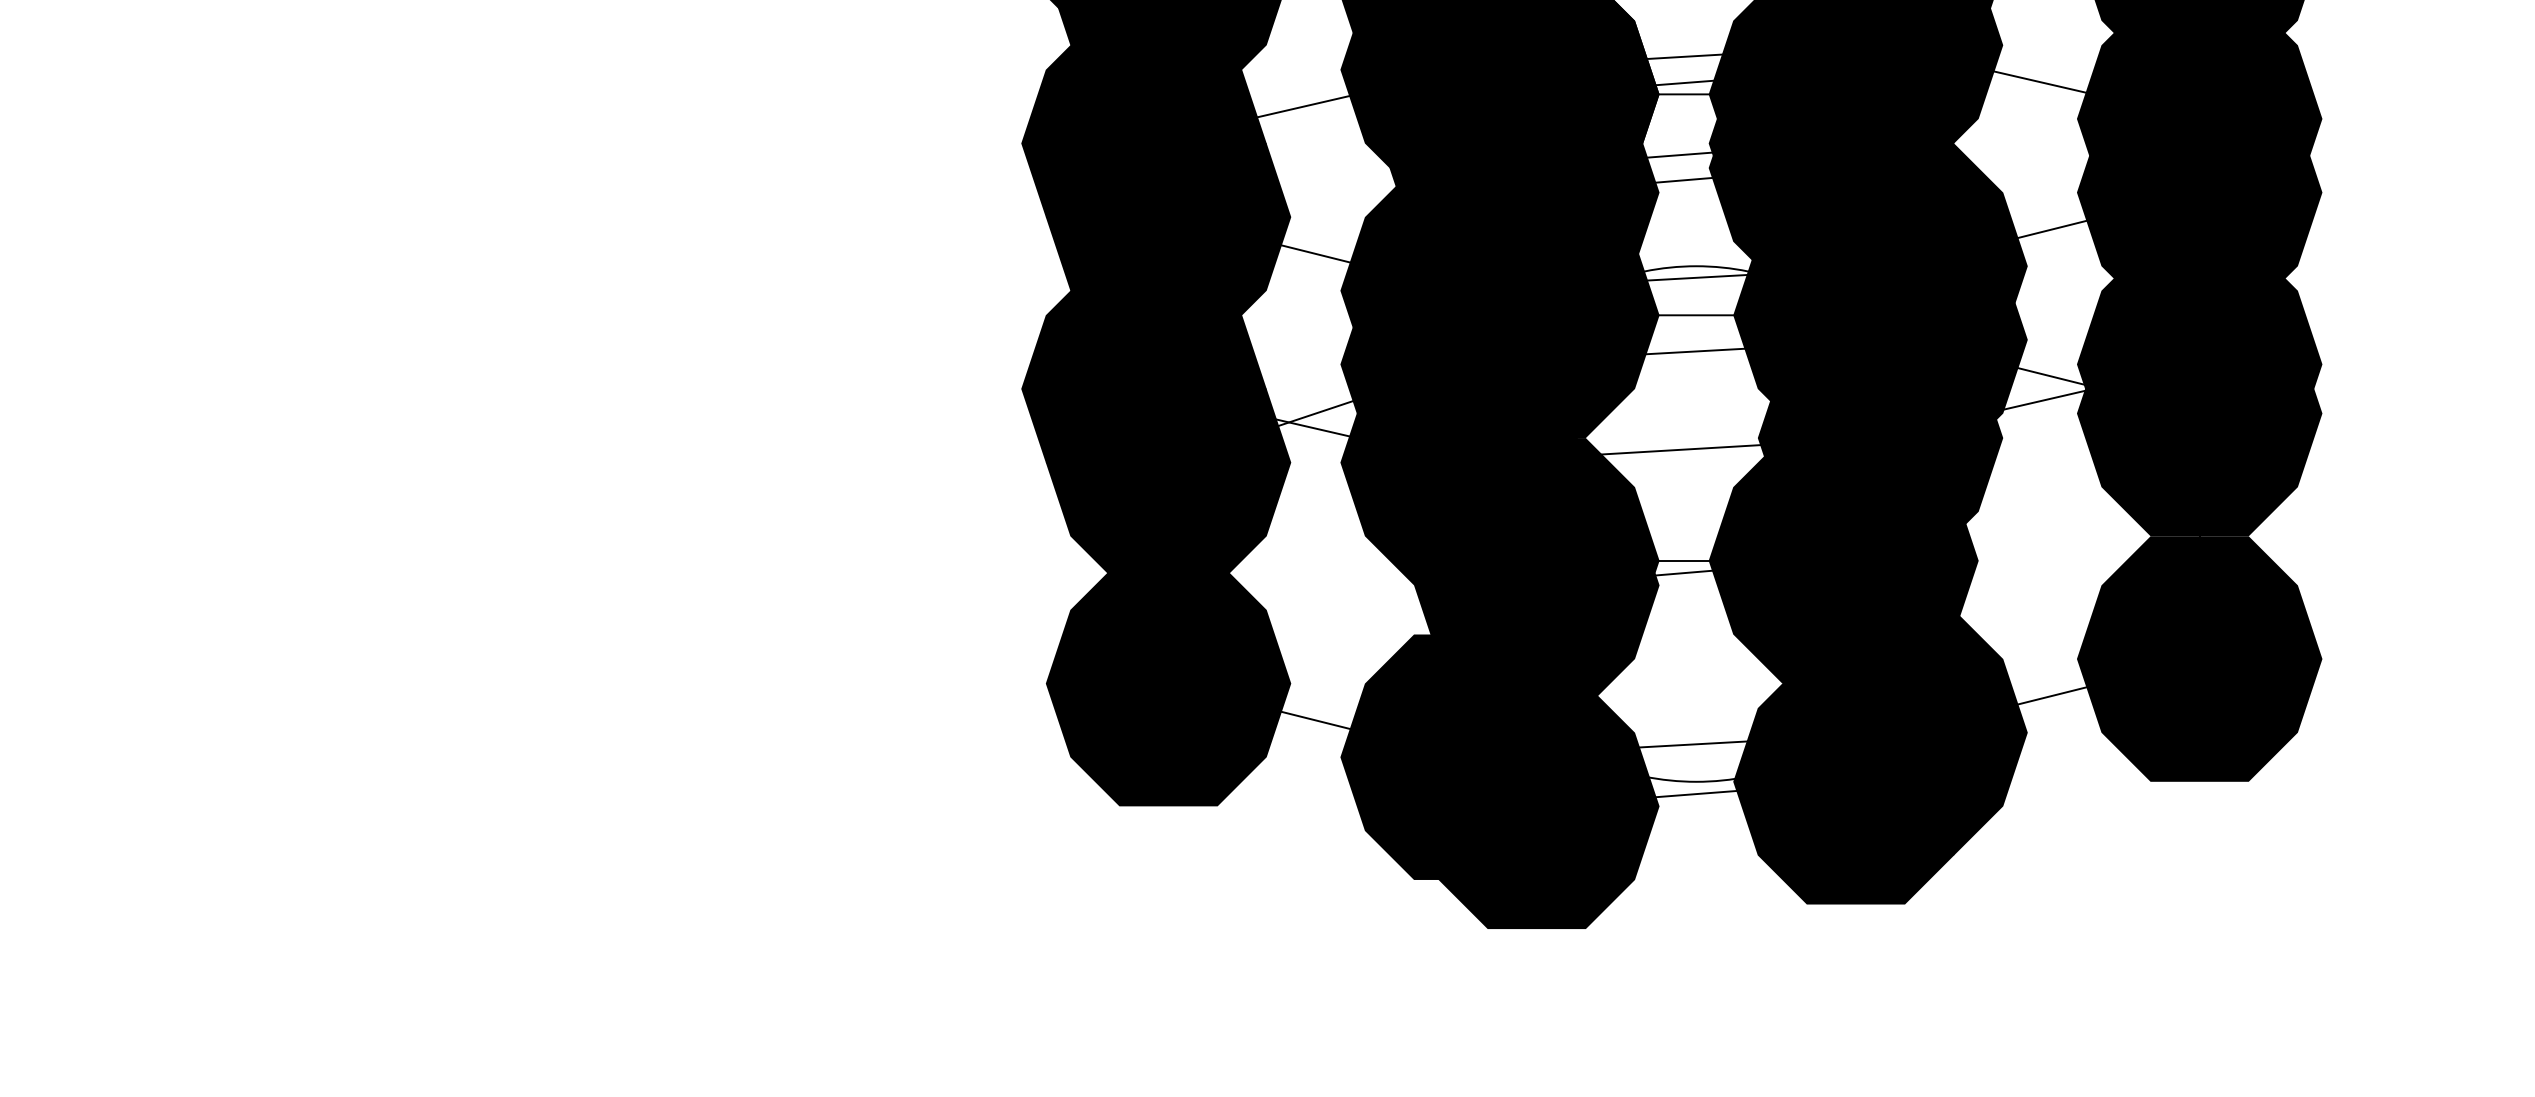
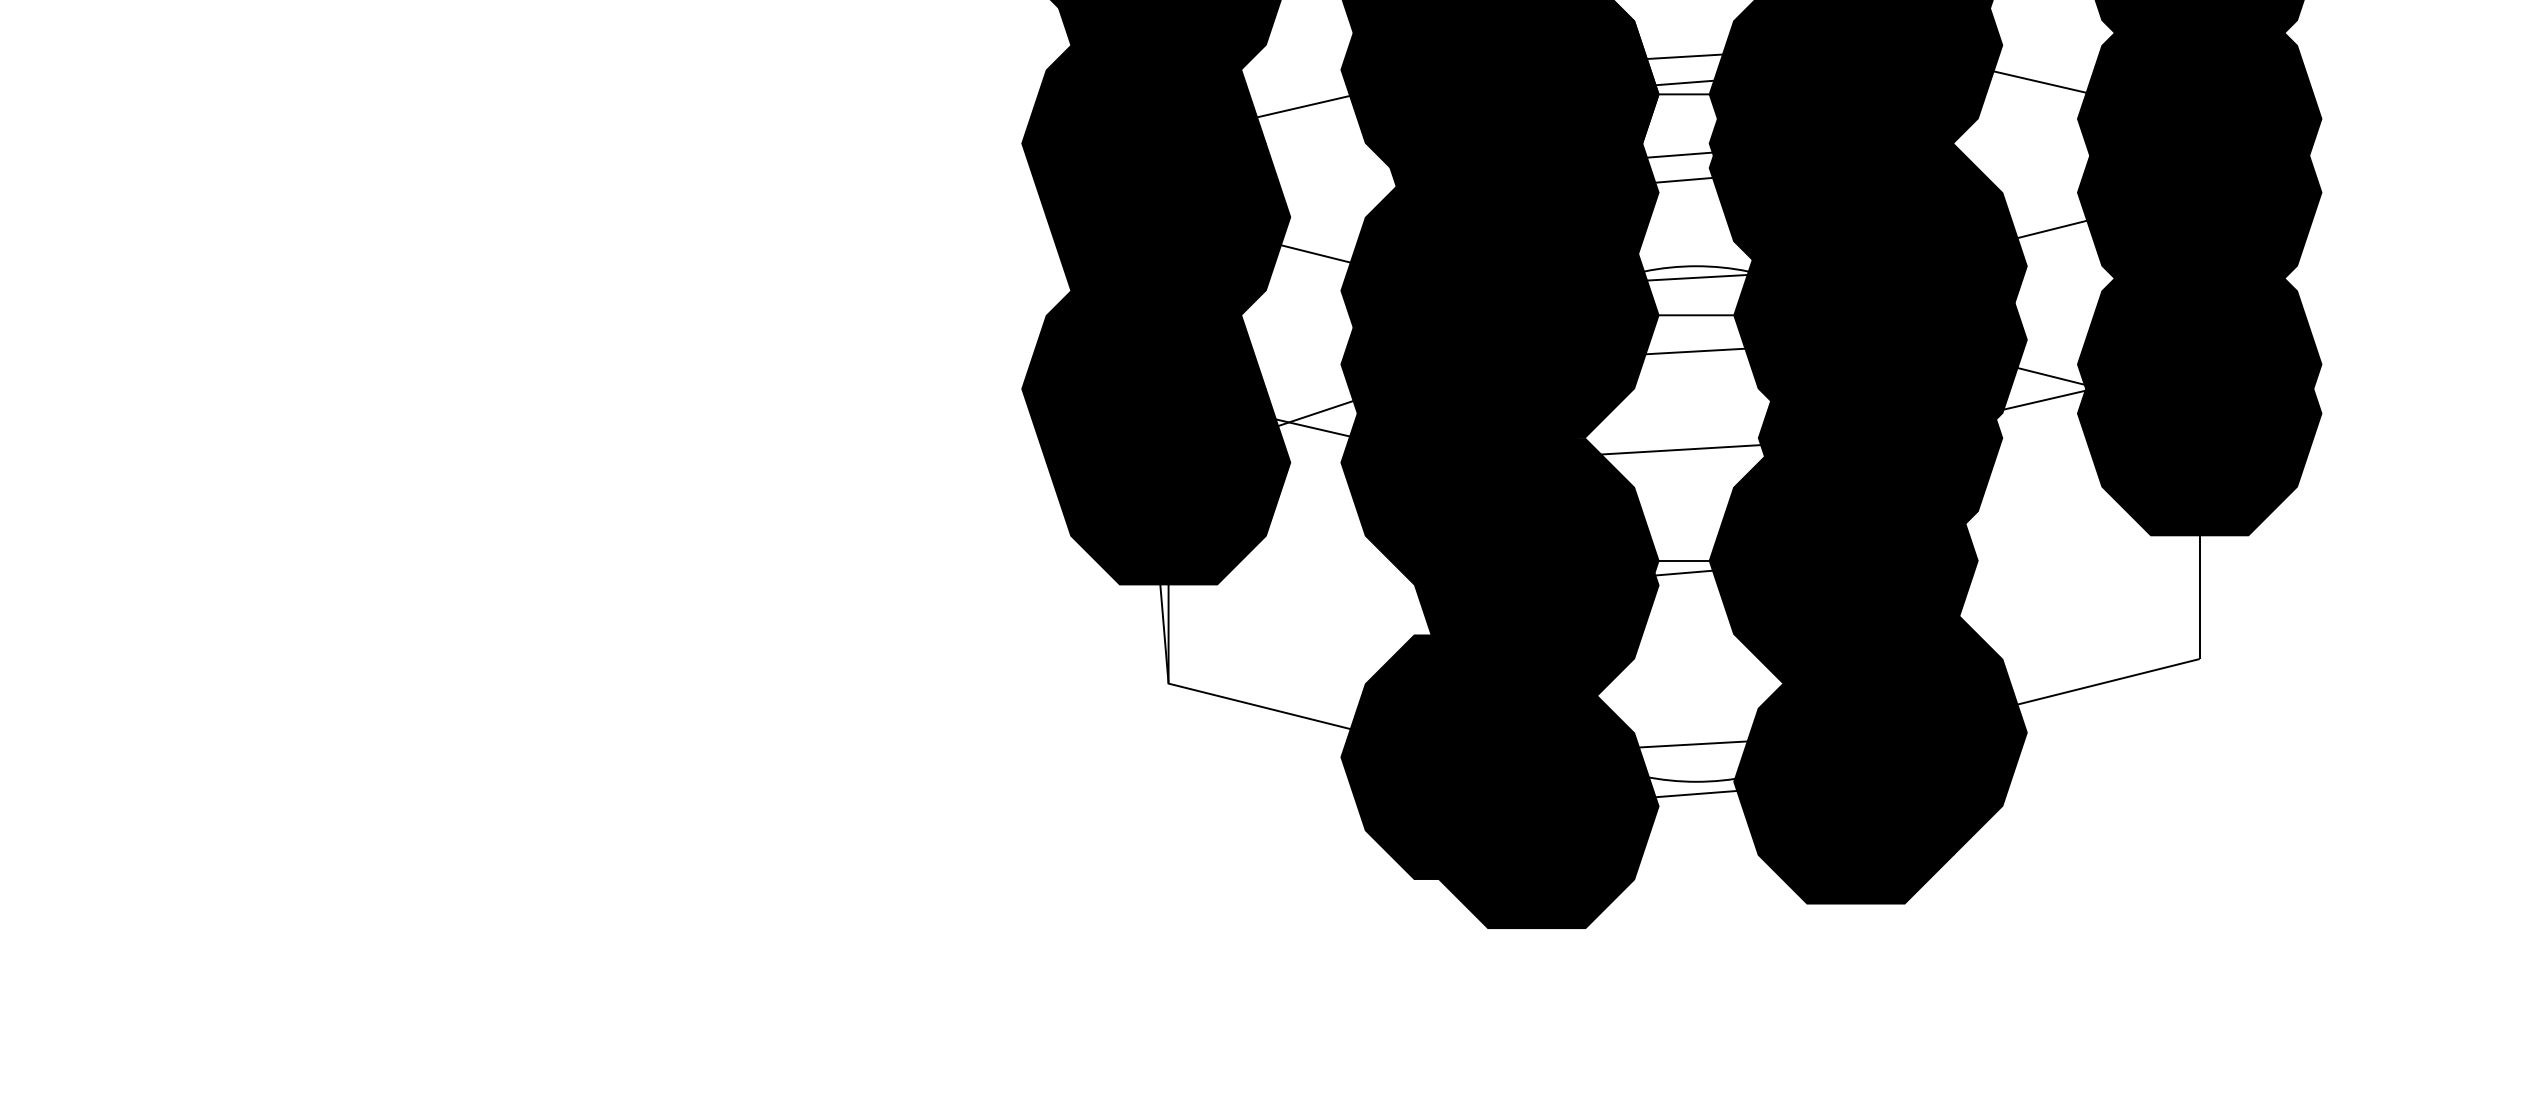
fill: present -> none (2199, 658)
fill: present -> none (1168, 683)
